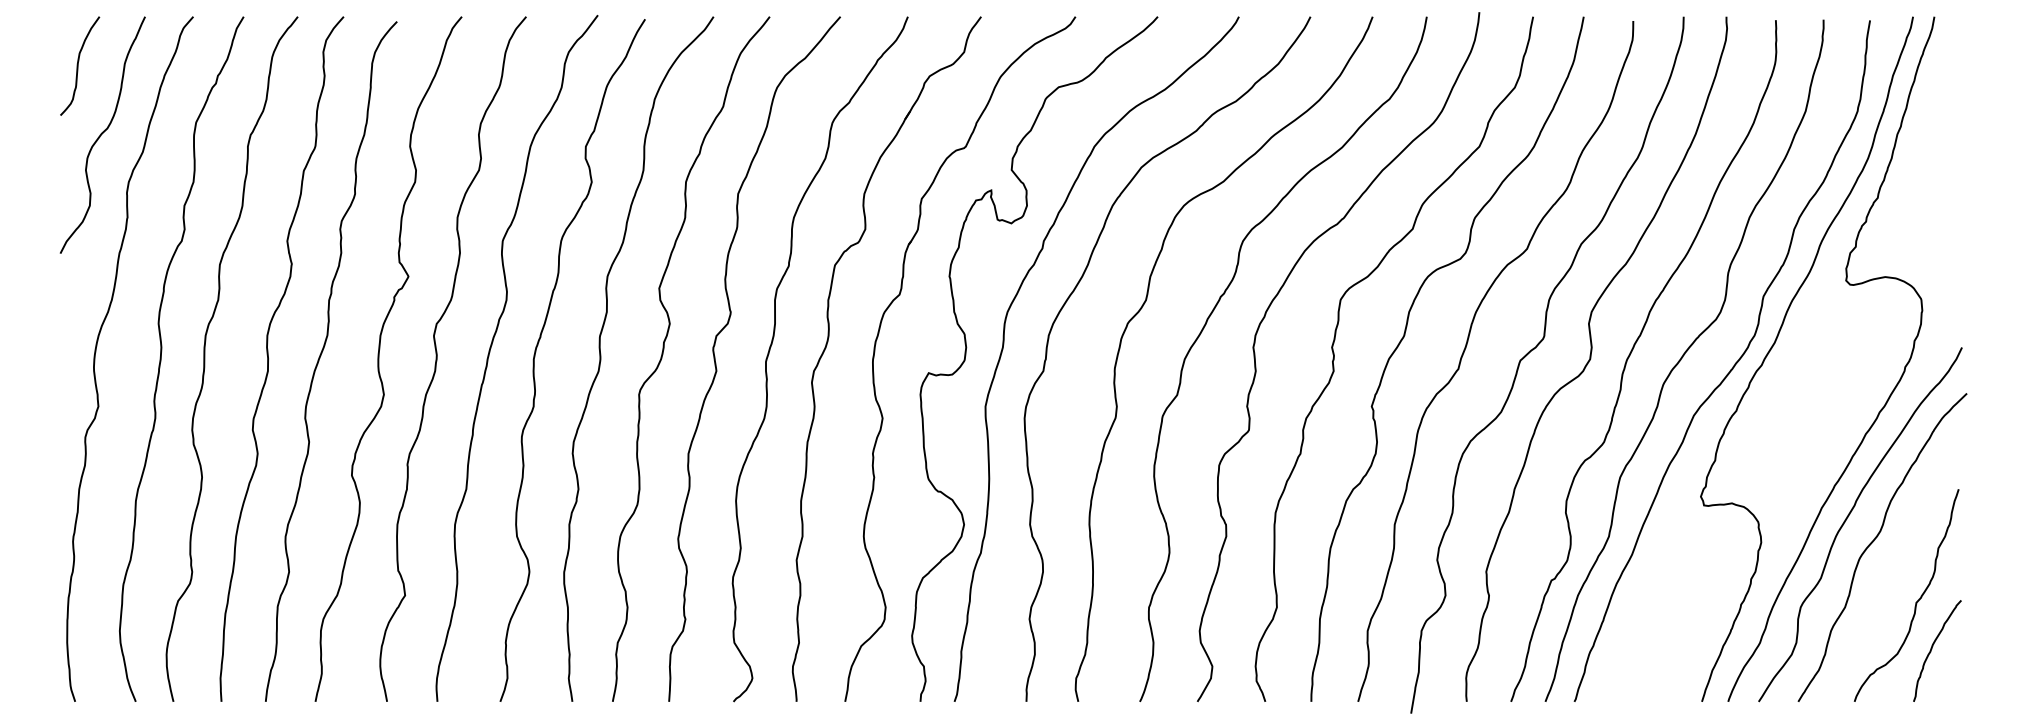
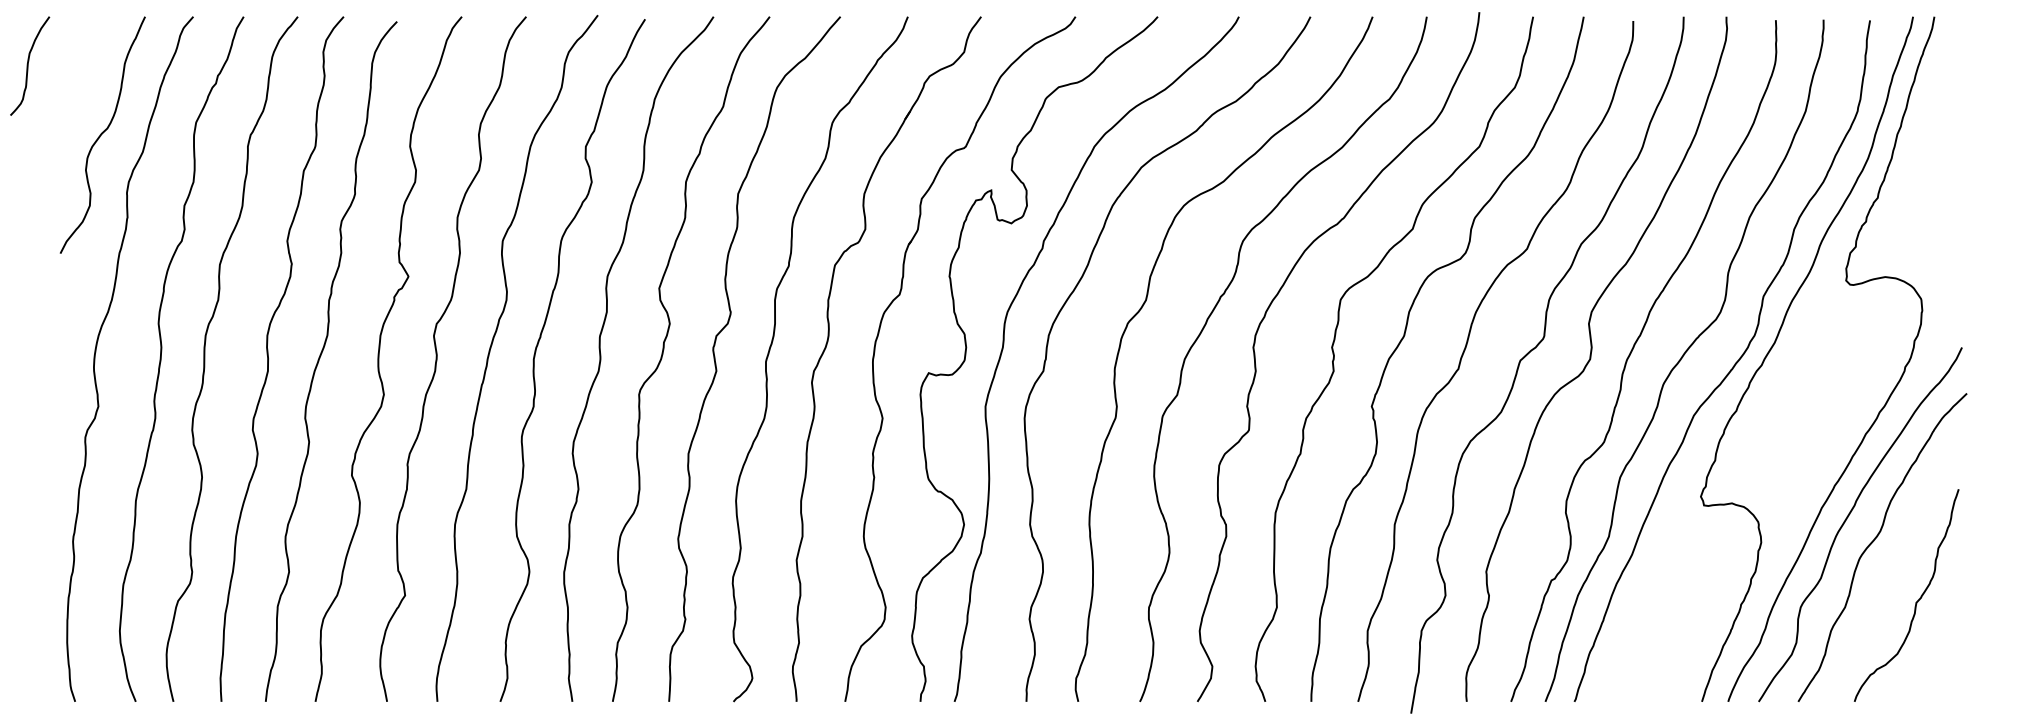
curve position: (78, 65) -> (28, 65) (28, 65)
curve: present -> none (1932, 649)
